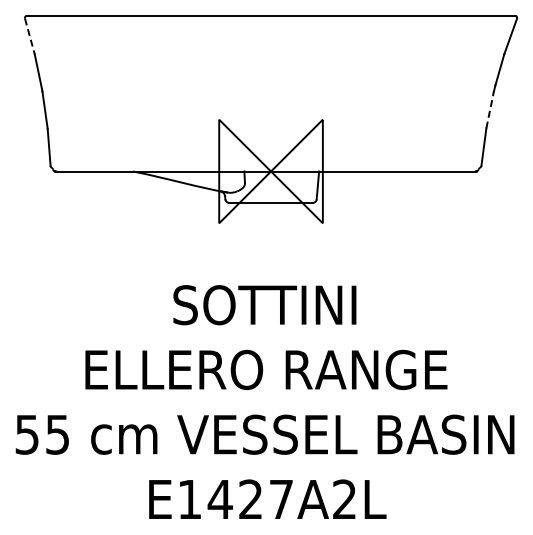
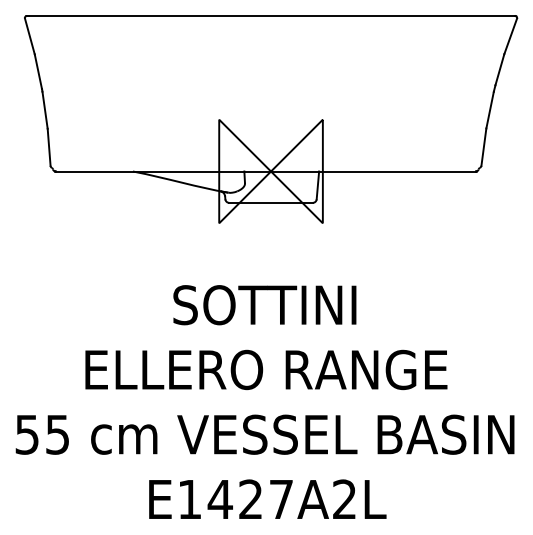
line: dashed -> solid (29, 36)
line: dashed -> solid (490, 110)
